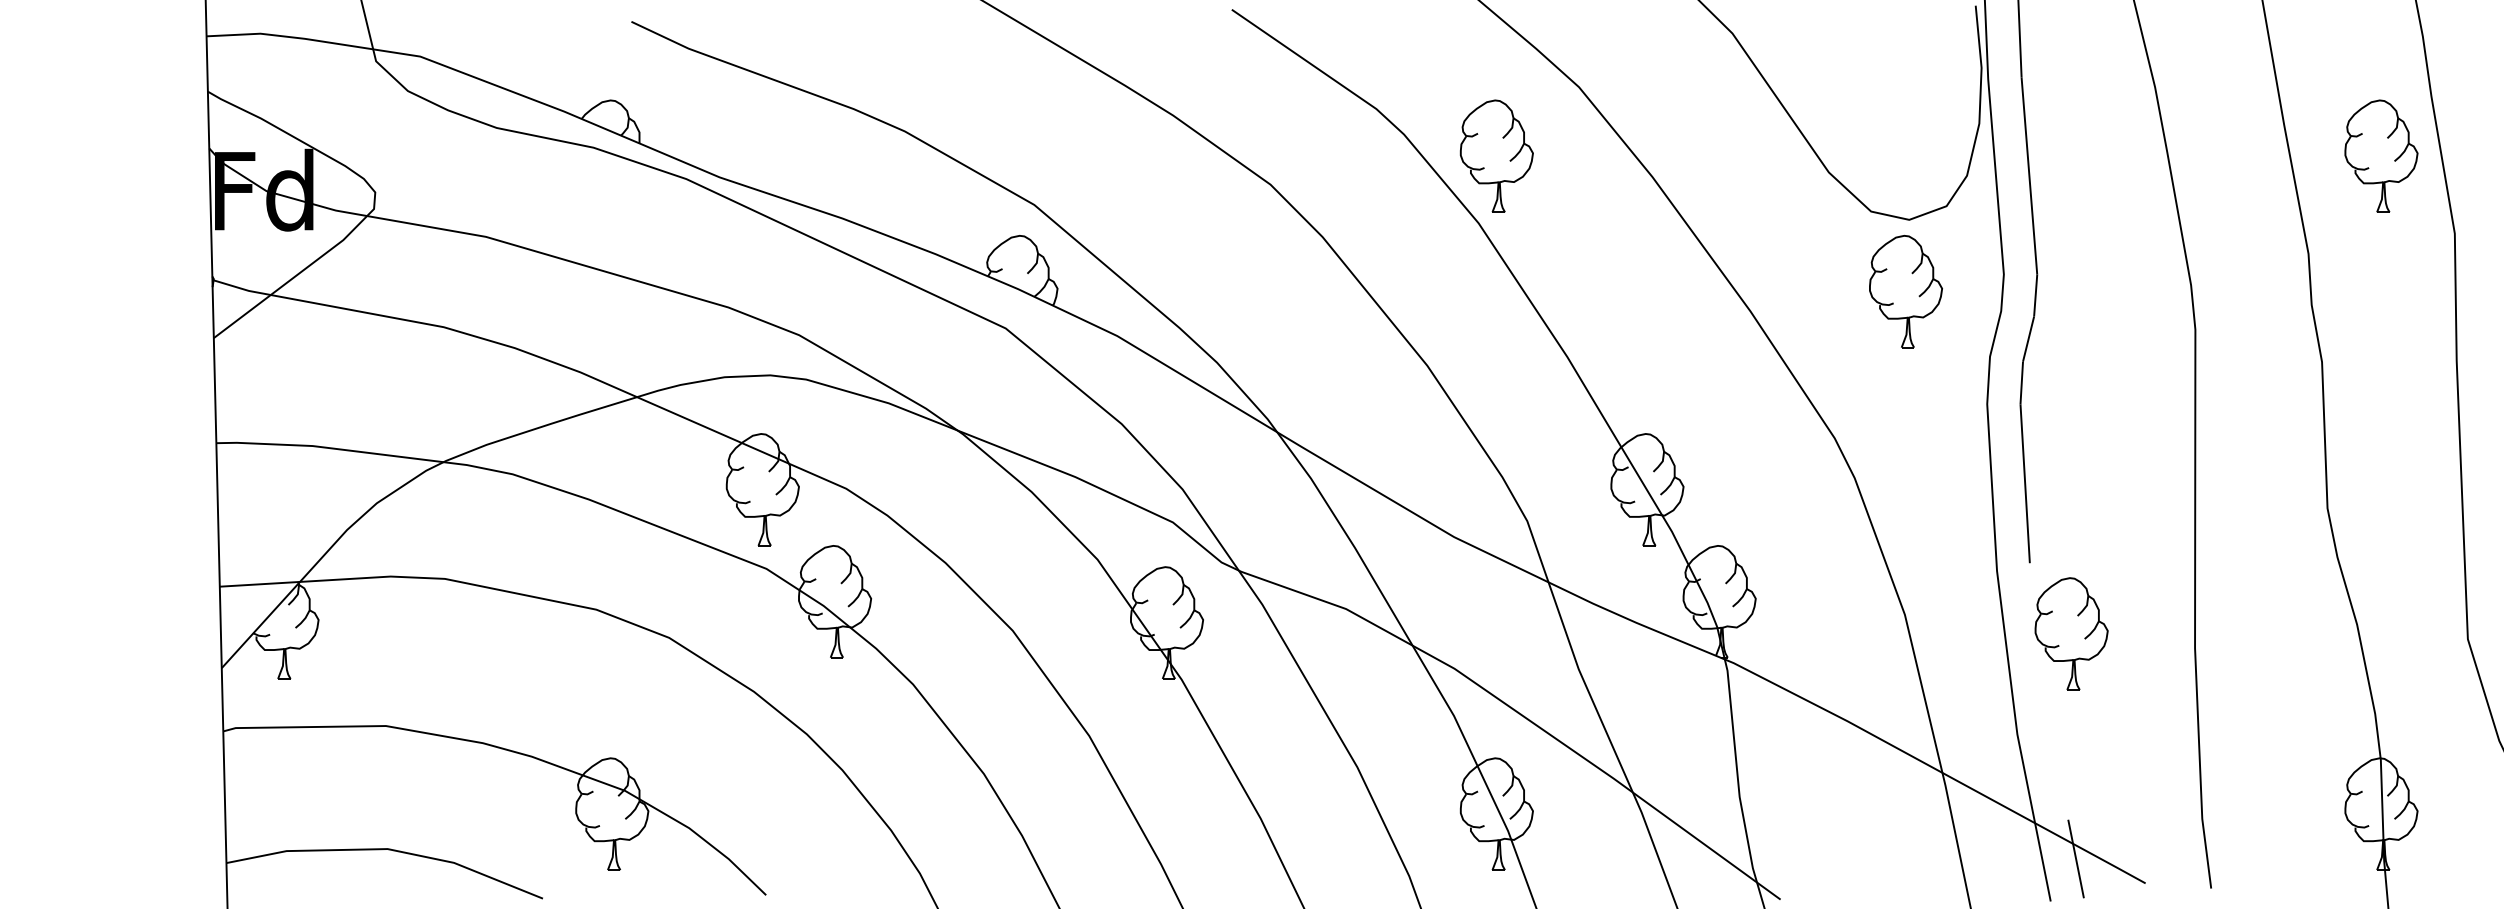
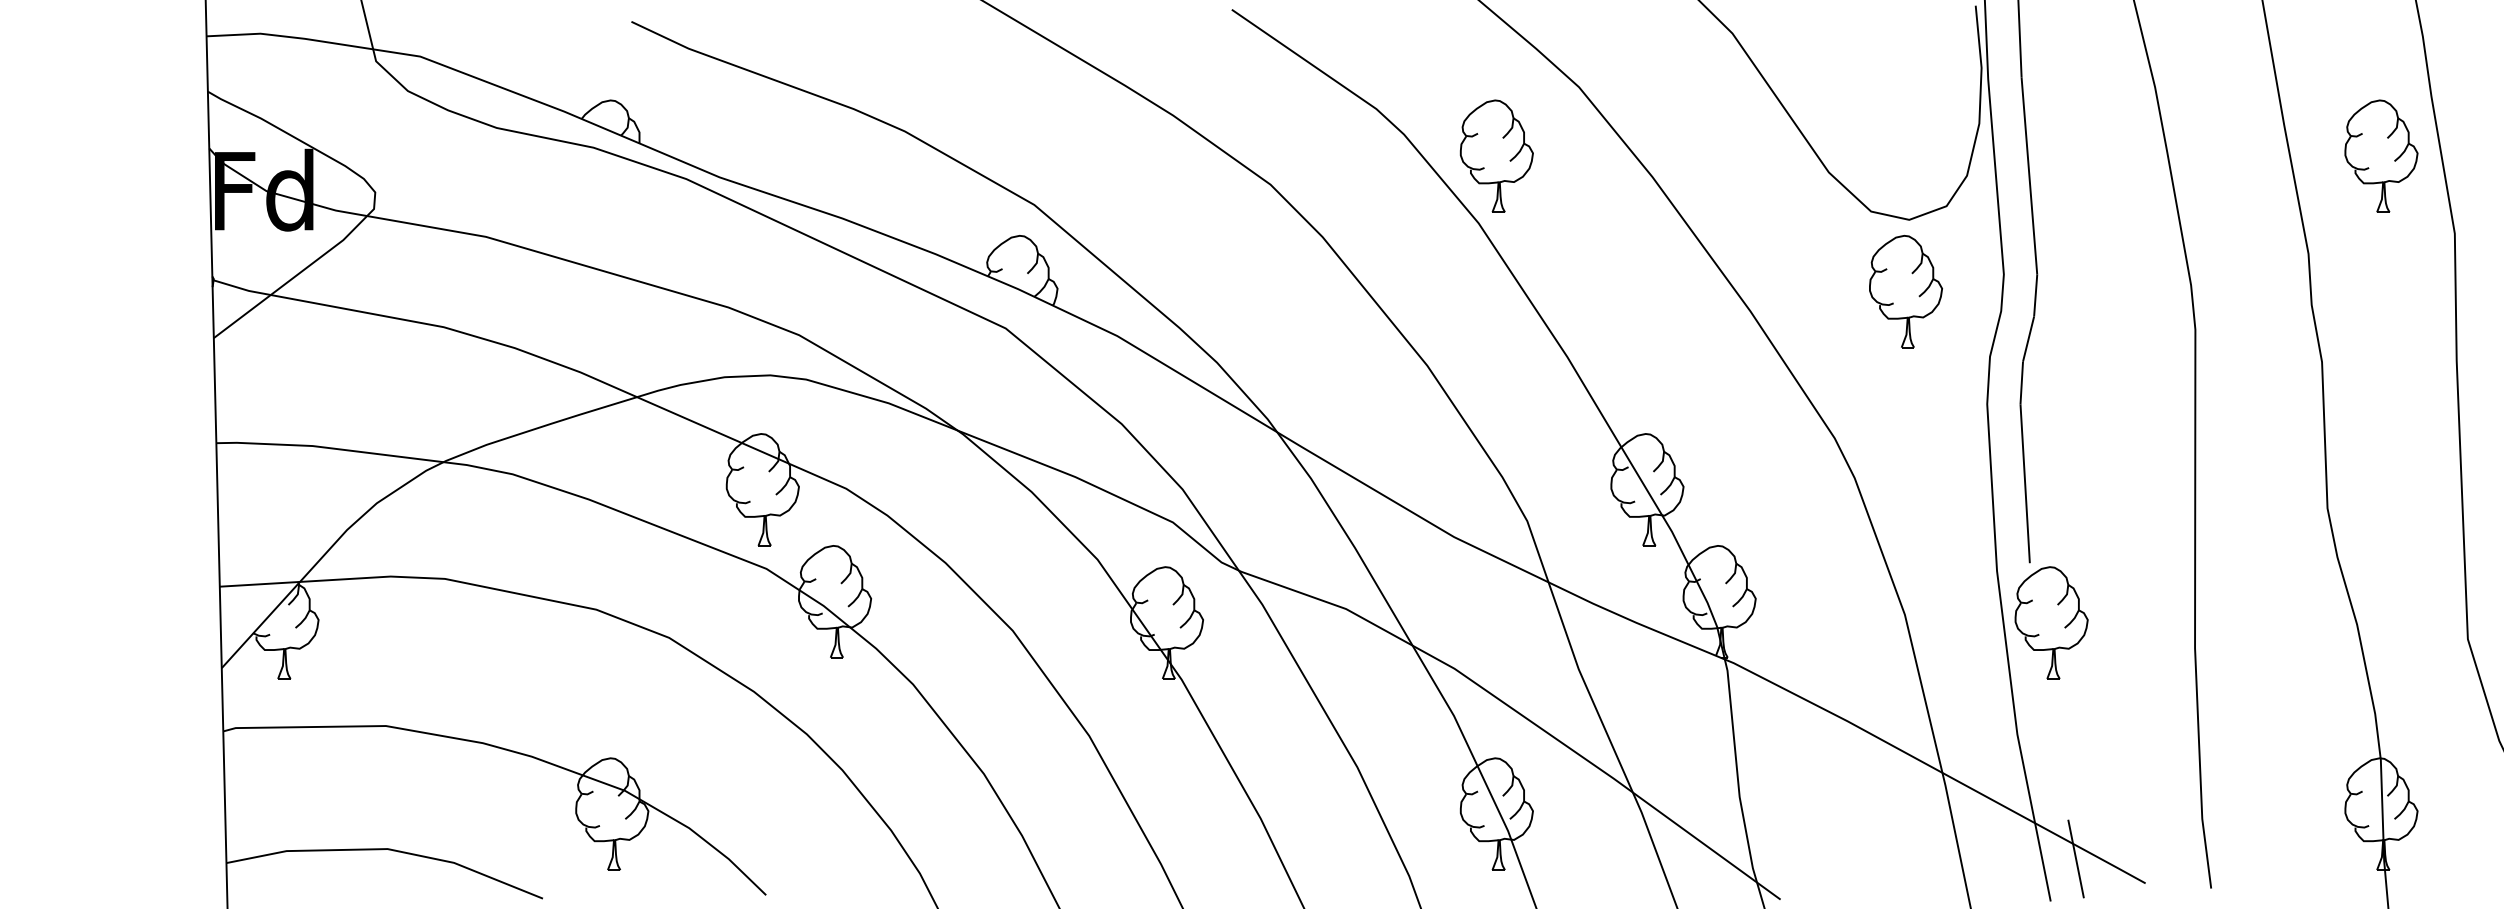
part position: (2071, 633) -> (2051, 622) (2051, 622)
